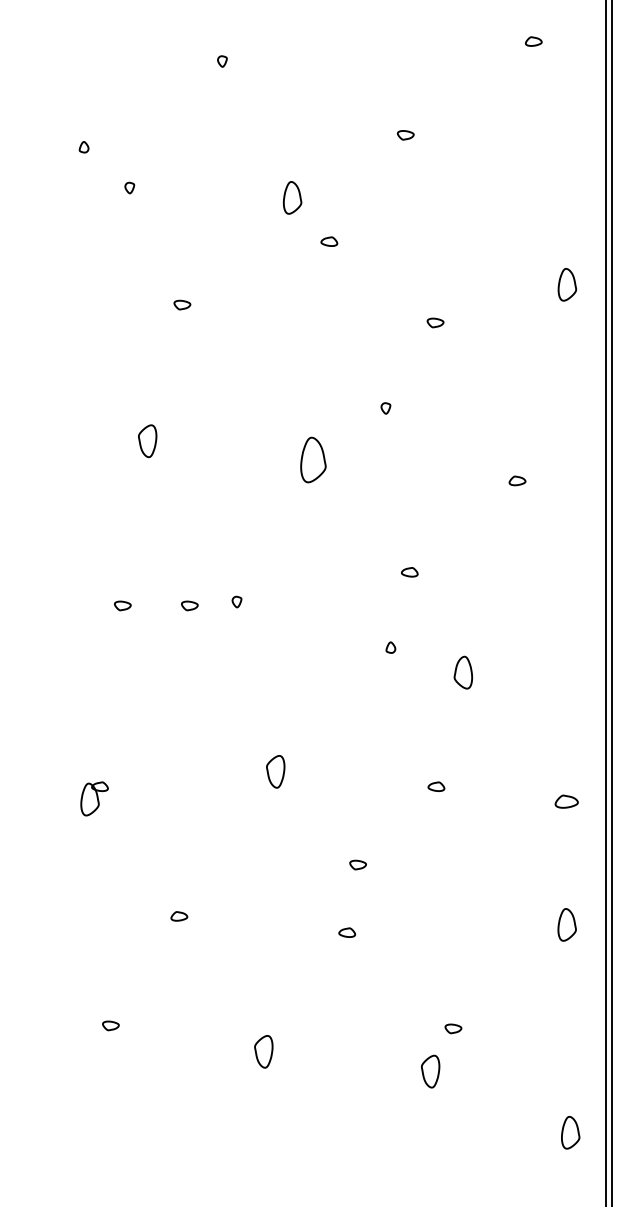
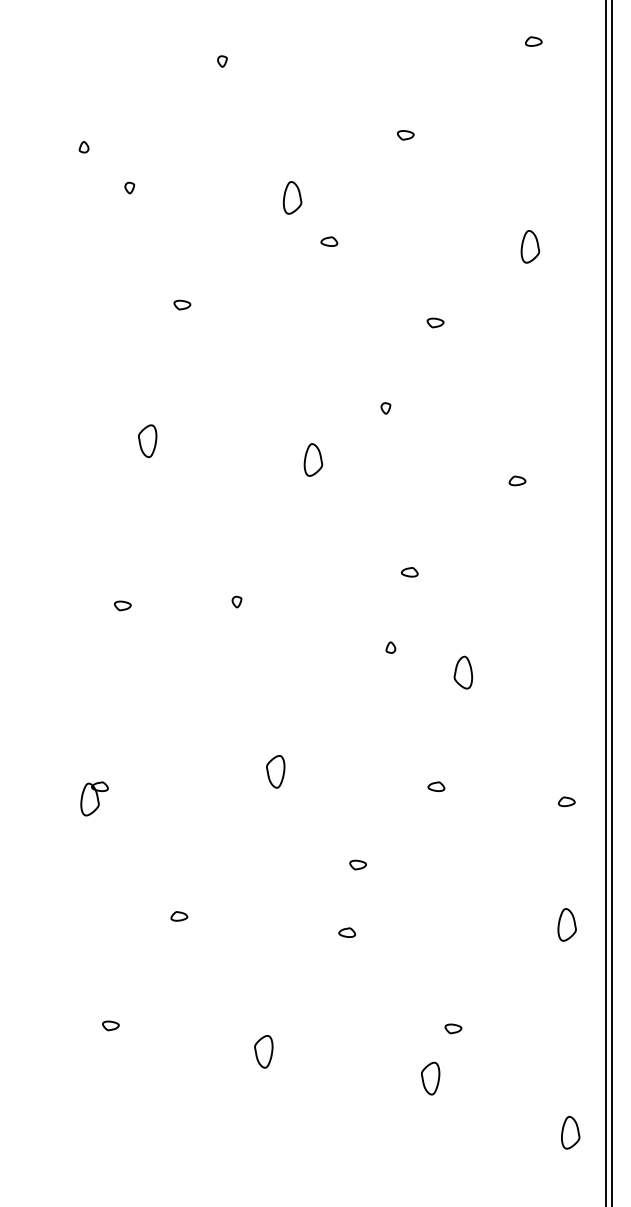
part position: (567, 284) -> (530, 246) (530, 246)
part size: 27x48 px -> 21x34 px (313, 459)
part: present -> none (189, 605)
part size: 25x15 px -> 18x12 px (566, 801)
part position: (430, 1071) -> (430, 1078) (430, 1078)
